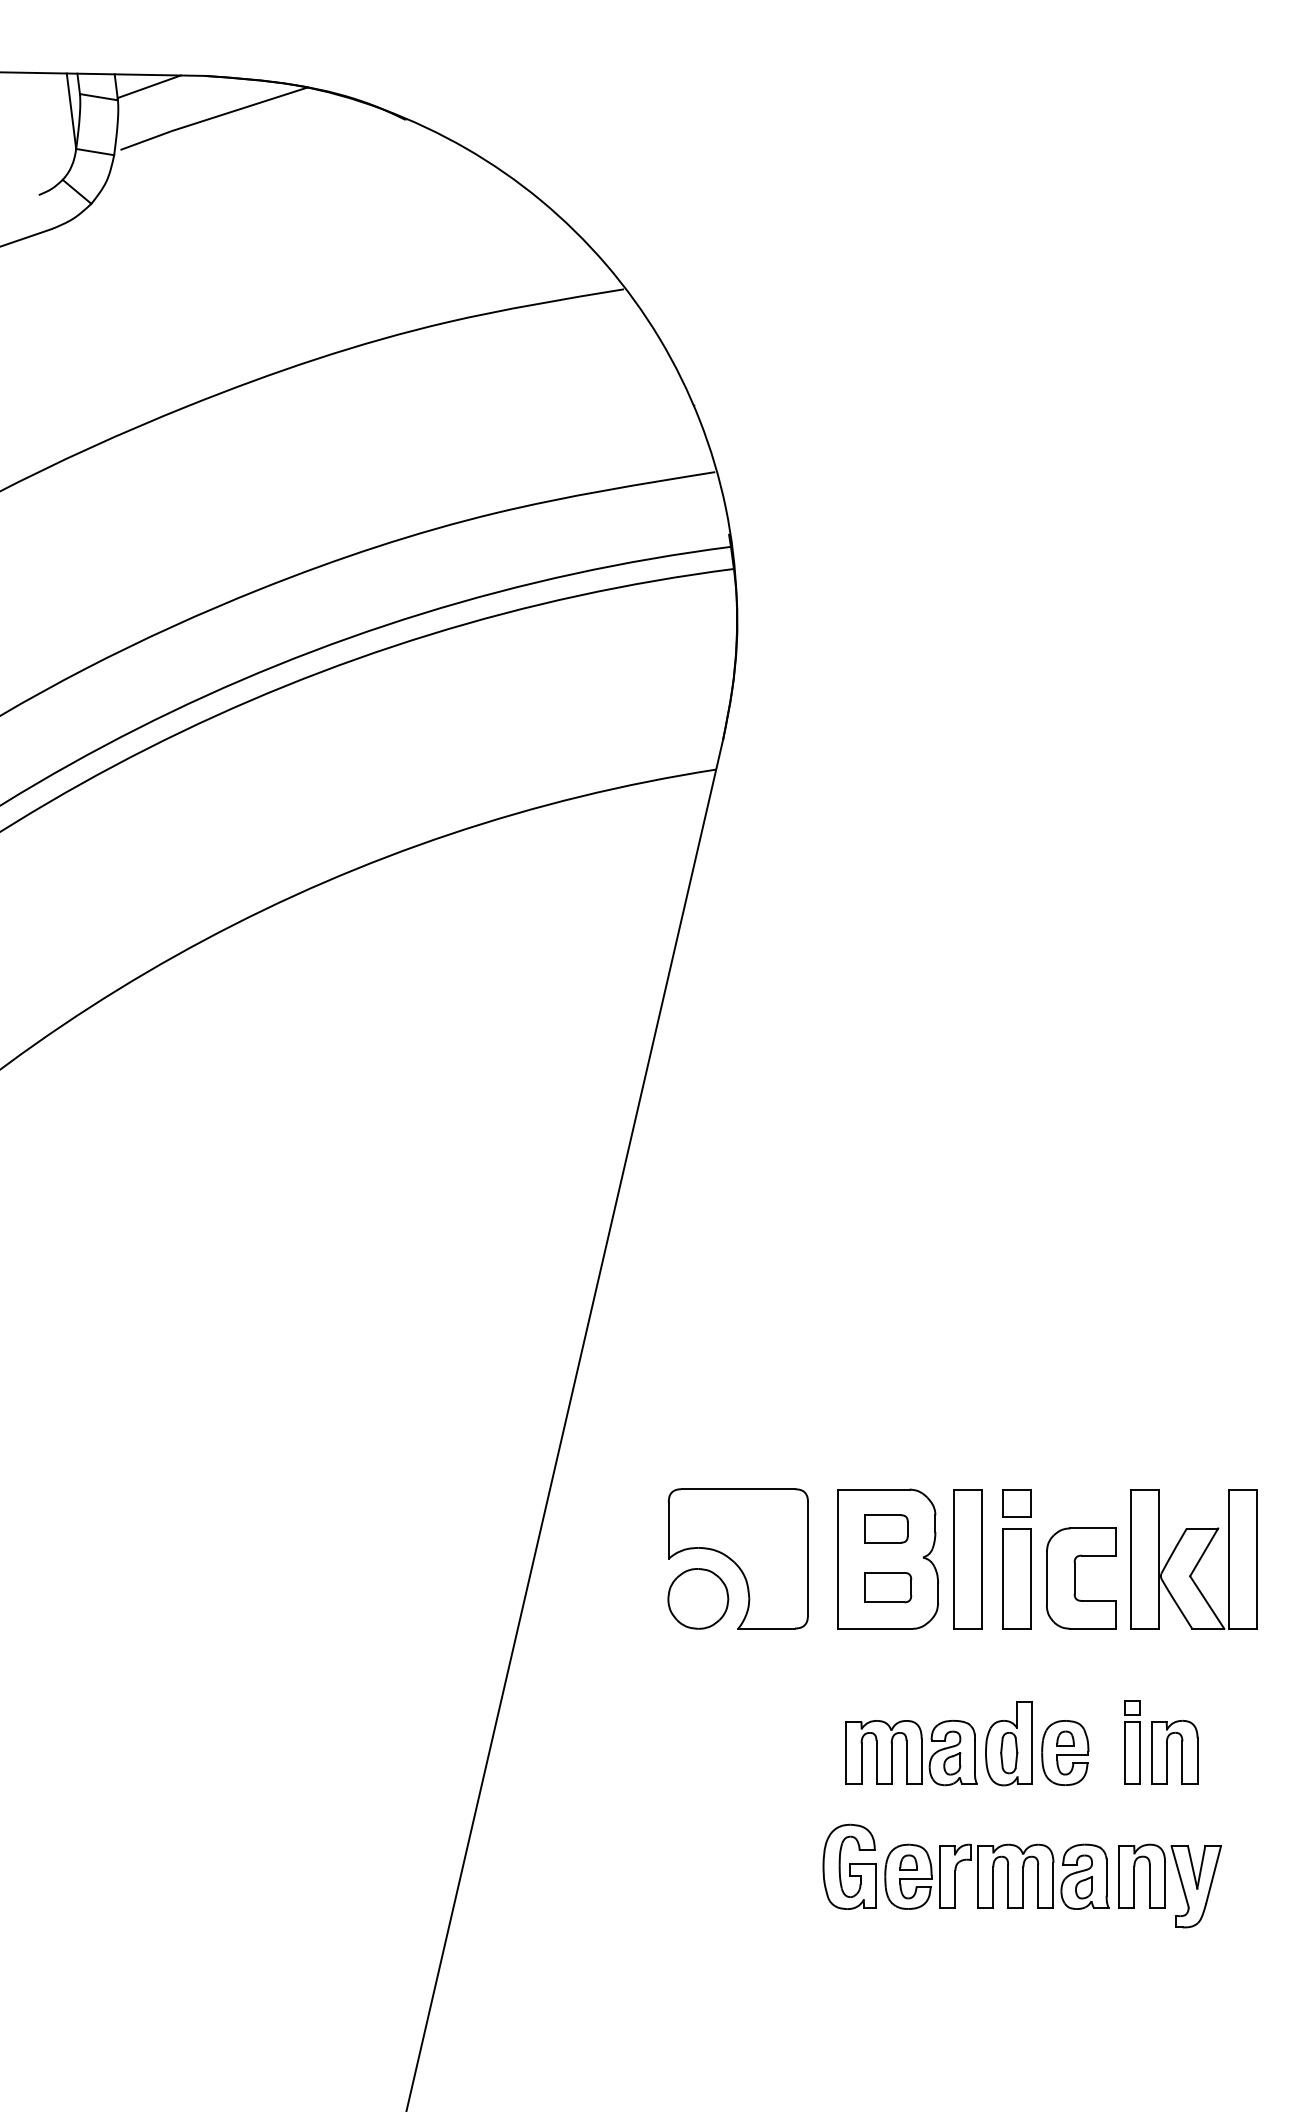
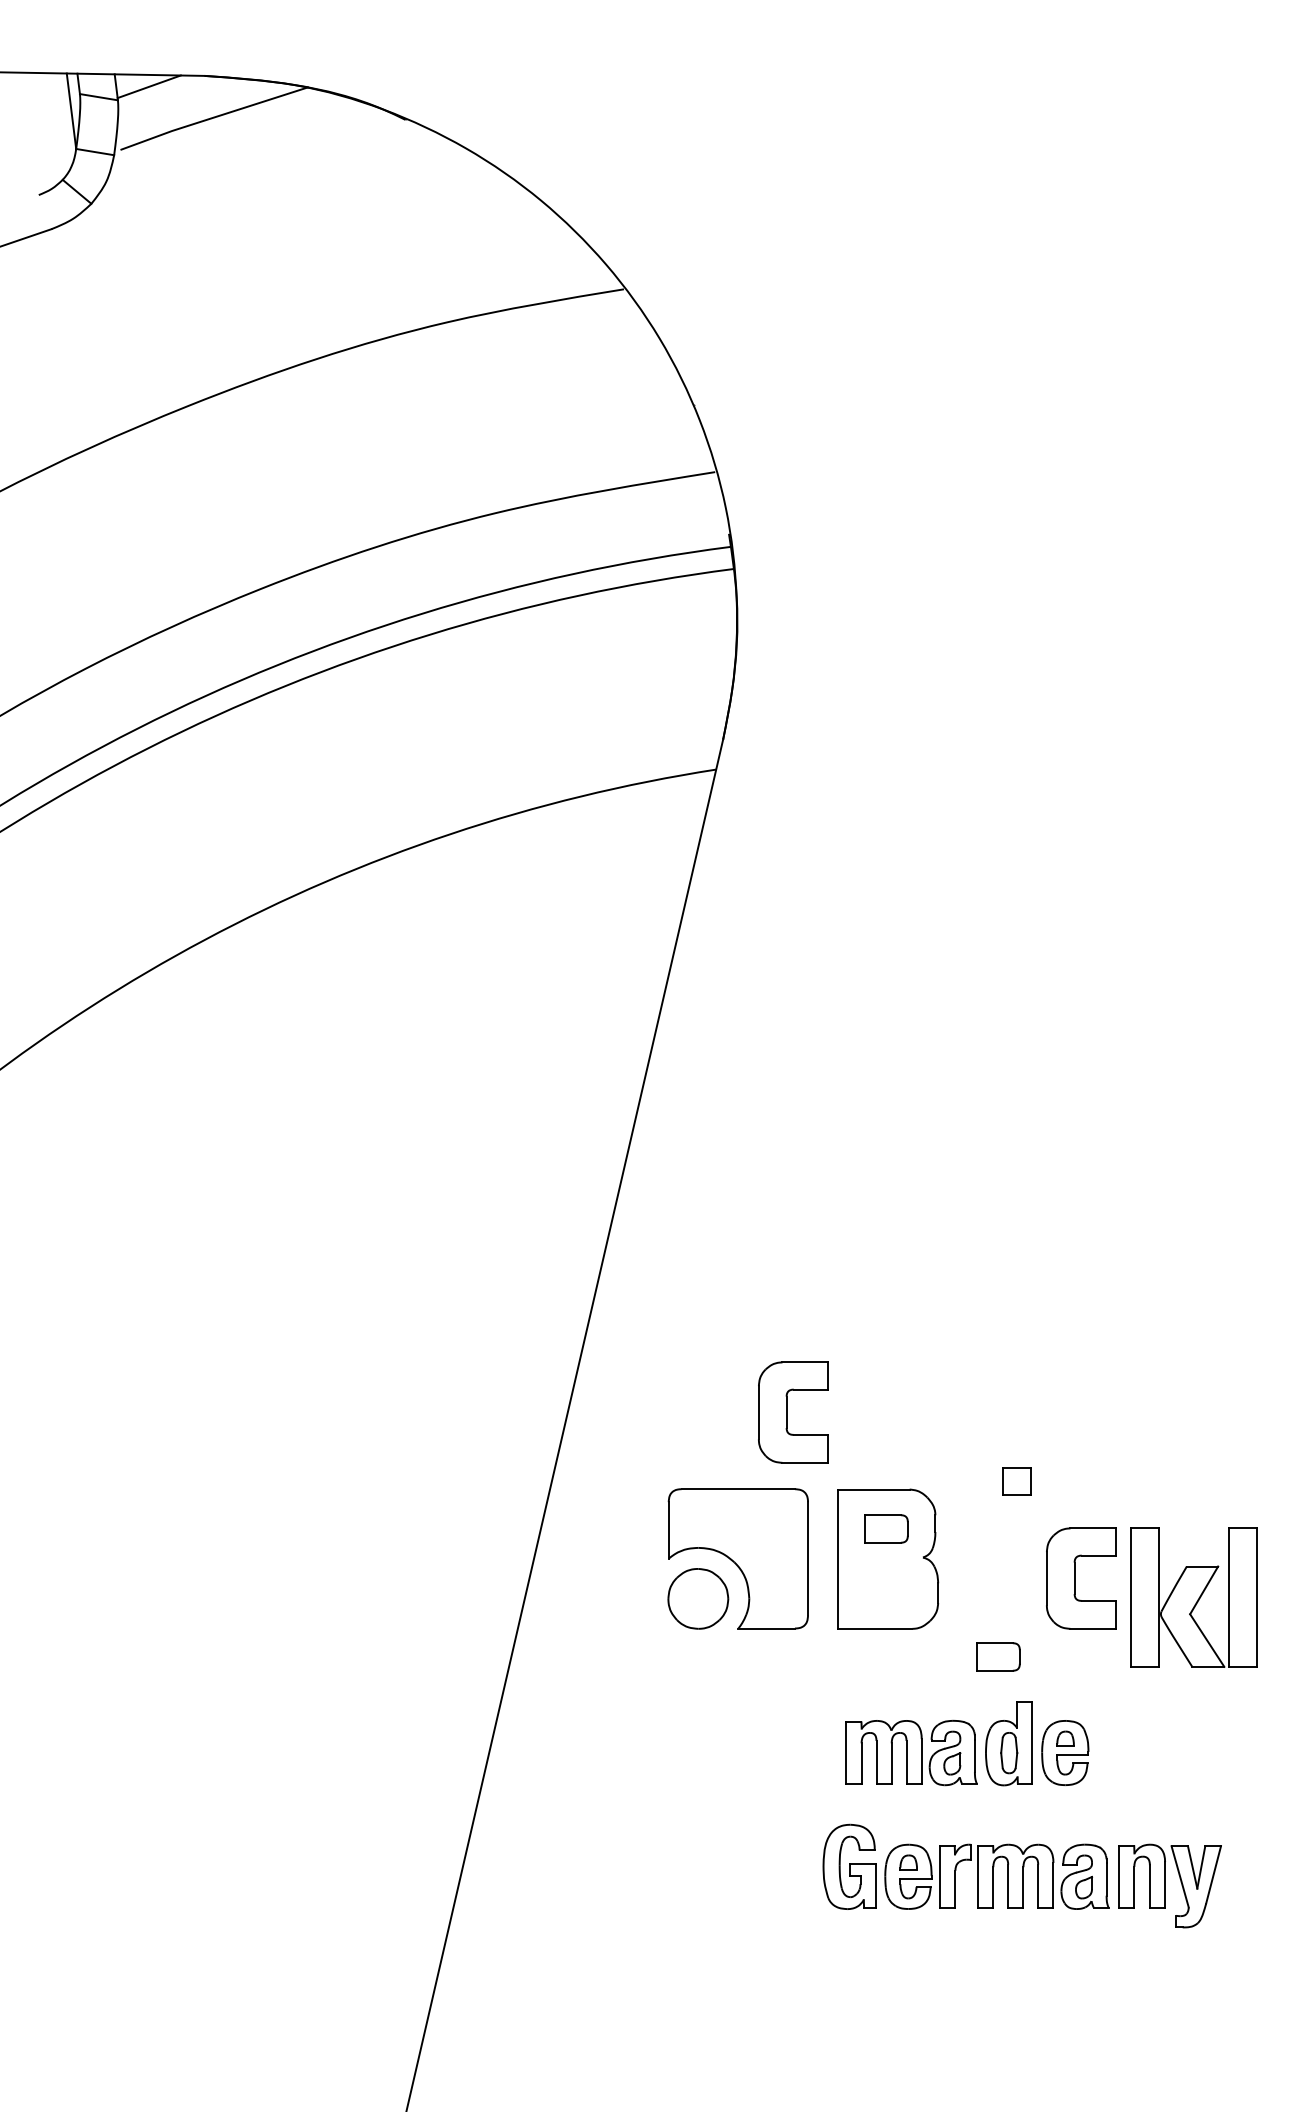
part: none -> present (793, 1412)
part position: (1016, 1503) -> (1016, 1481) (1016, 1481)
part: present -> none (967, 1559)
part position: (1193, 1559) -> (1193, 1597) (1193, 1597)
part: present -> none (1016, 1578)
part: present -> none (888, 1587)
part: none -> present (998, 1656)
part: present -> none (1132, 1742)
part: present -> none (1167, 1752)
